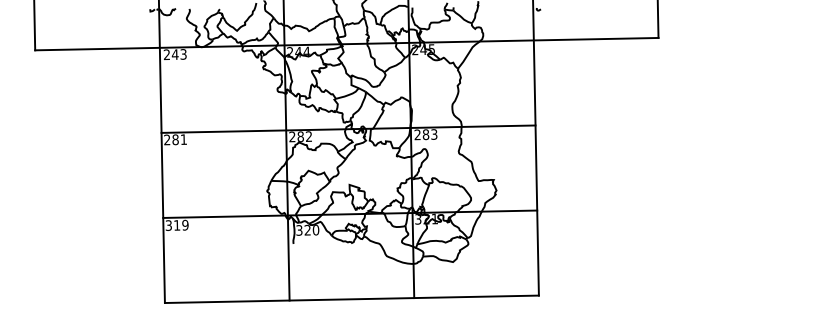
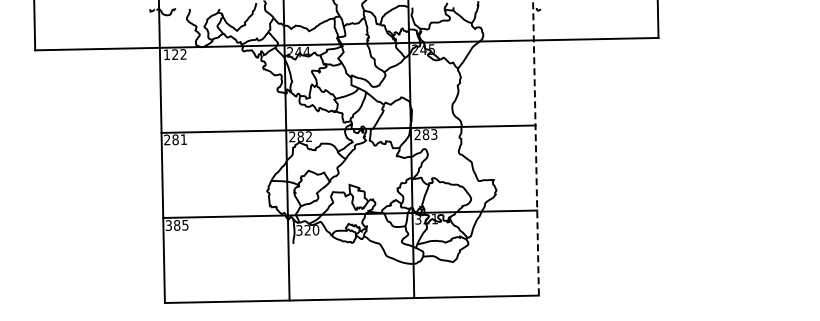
text: 243 -> 122 (174, 54)
line: solid -> dashed (535, 147)
text: 319 -> 385 (181, 224)
